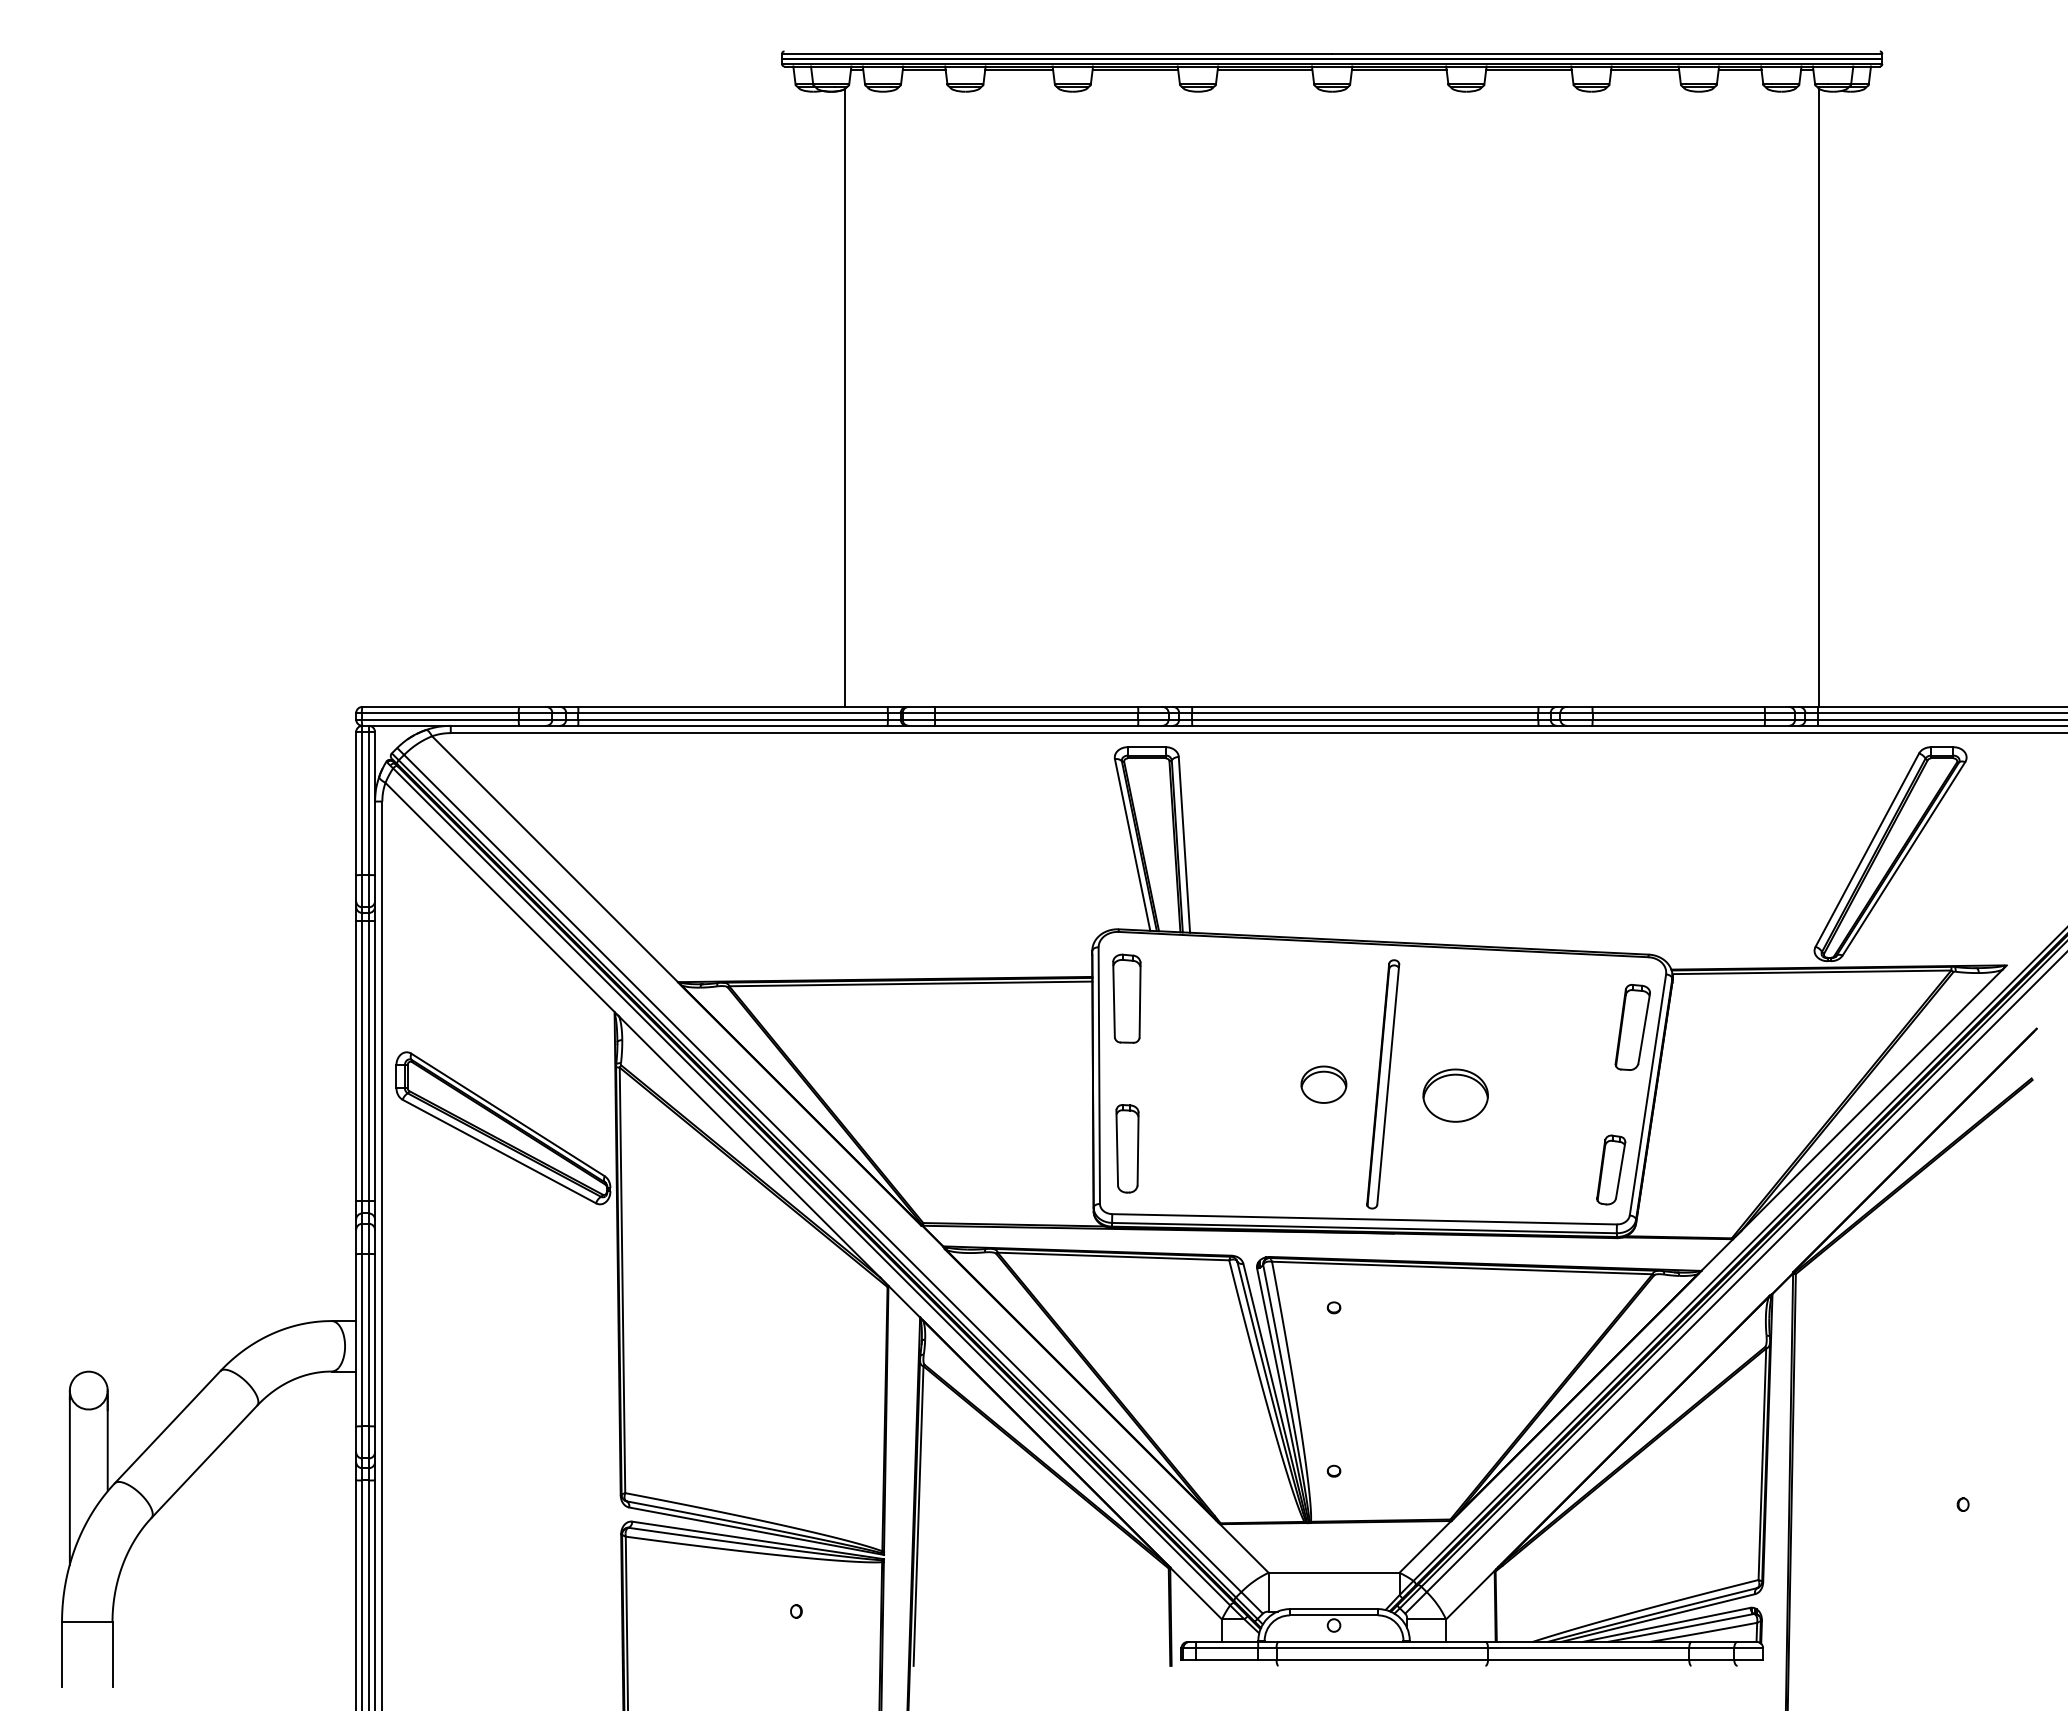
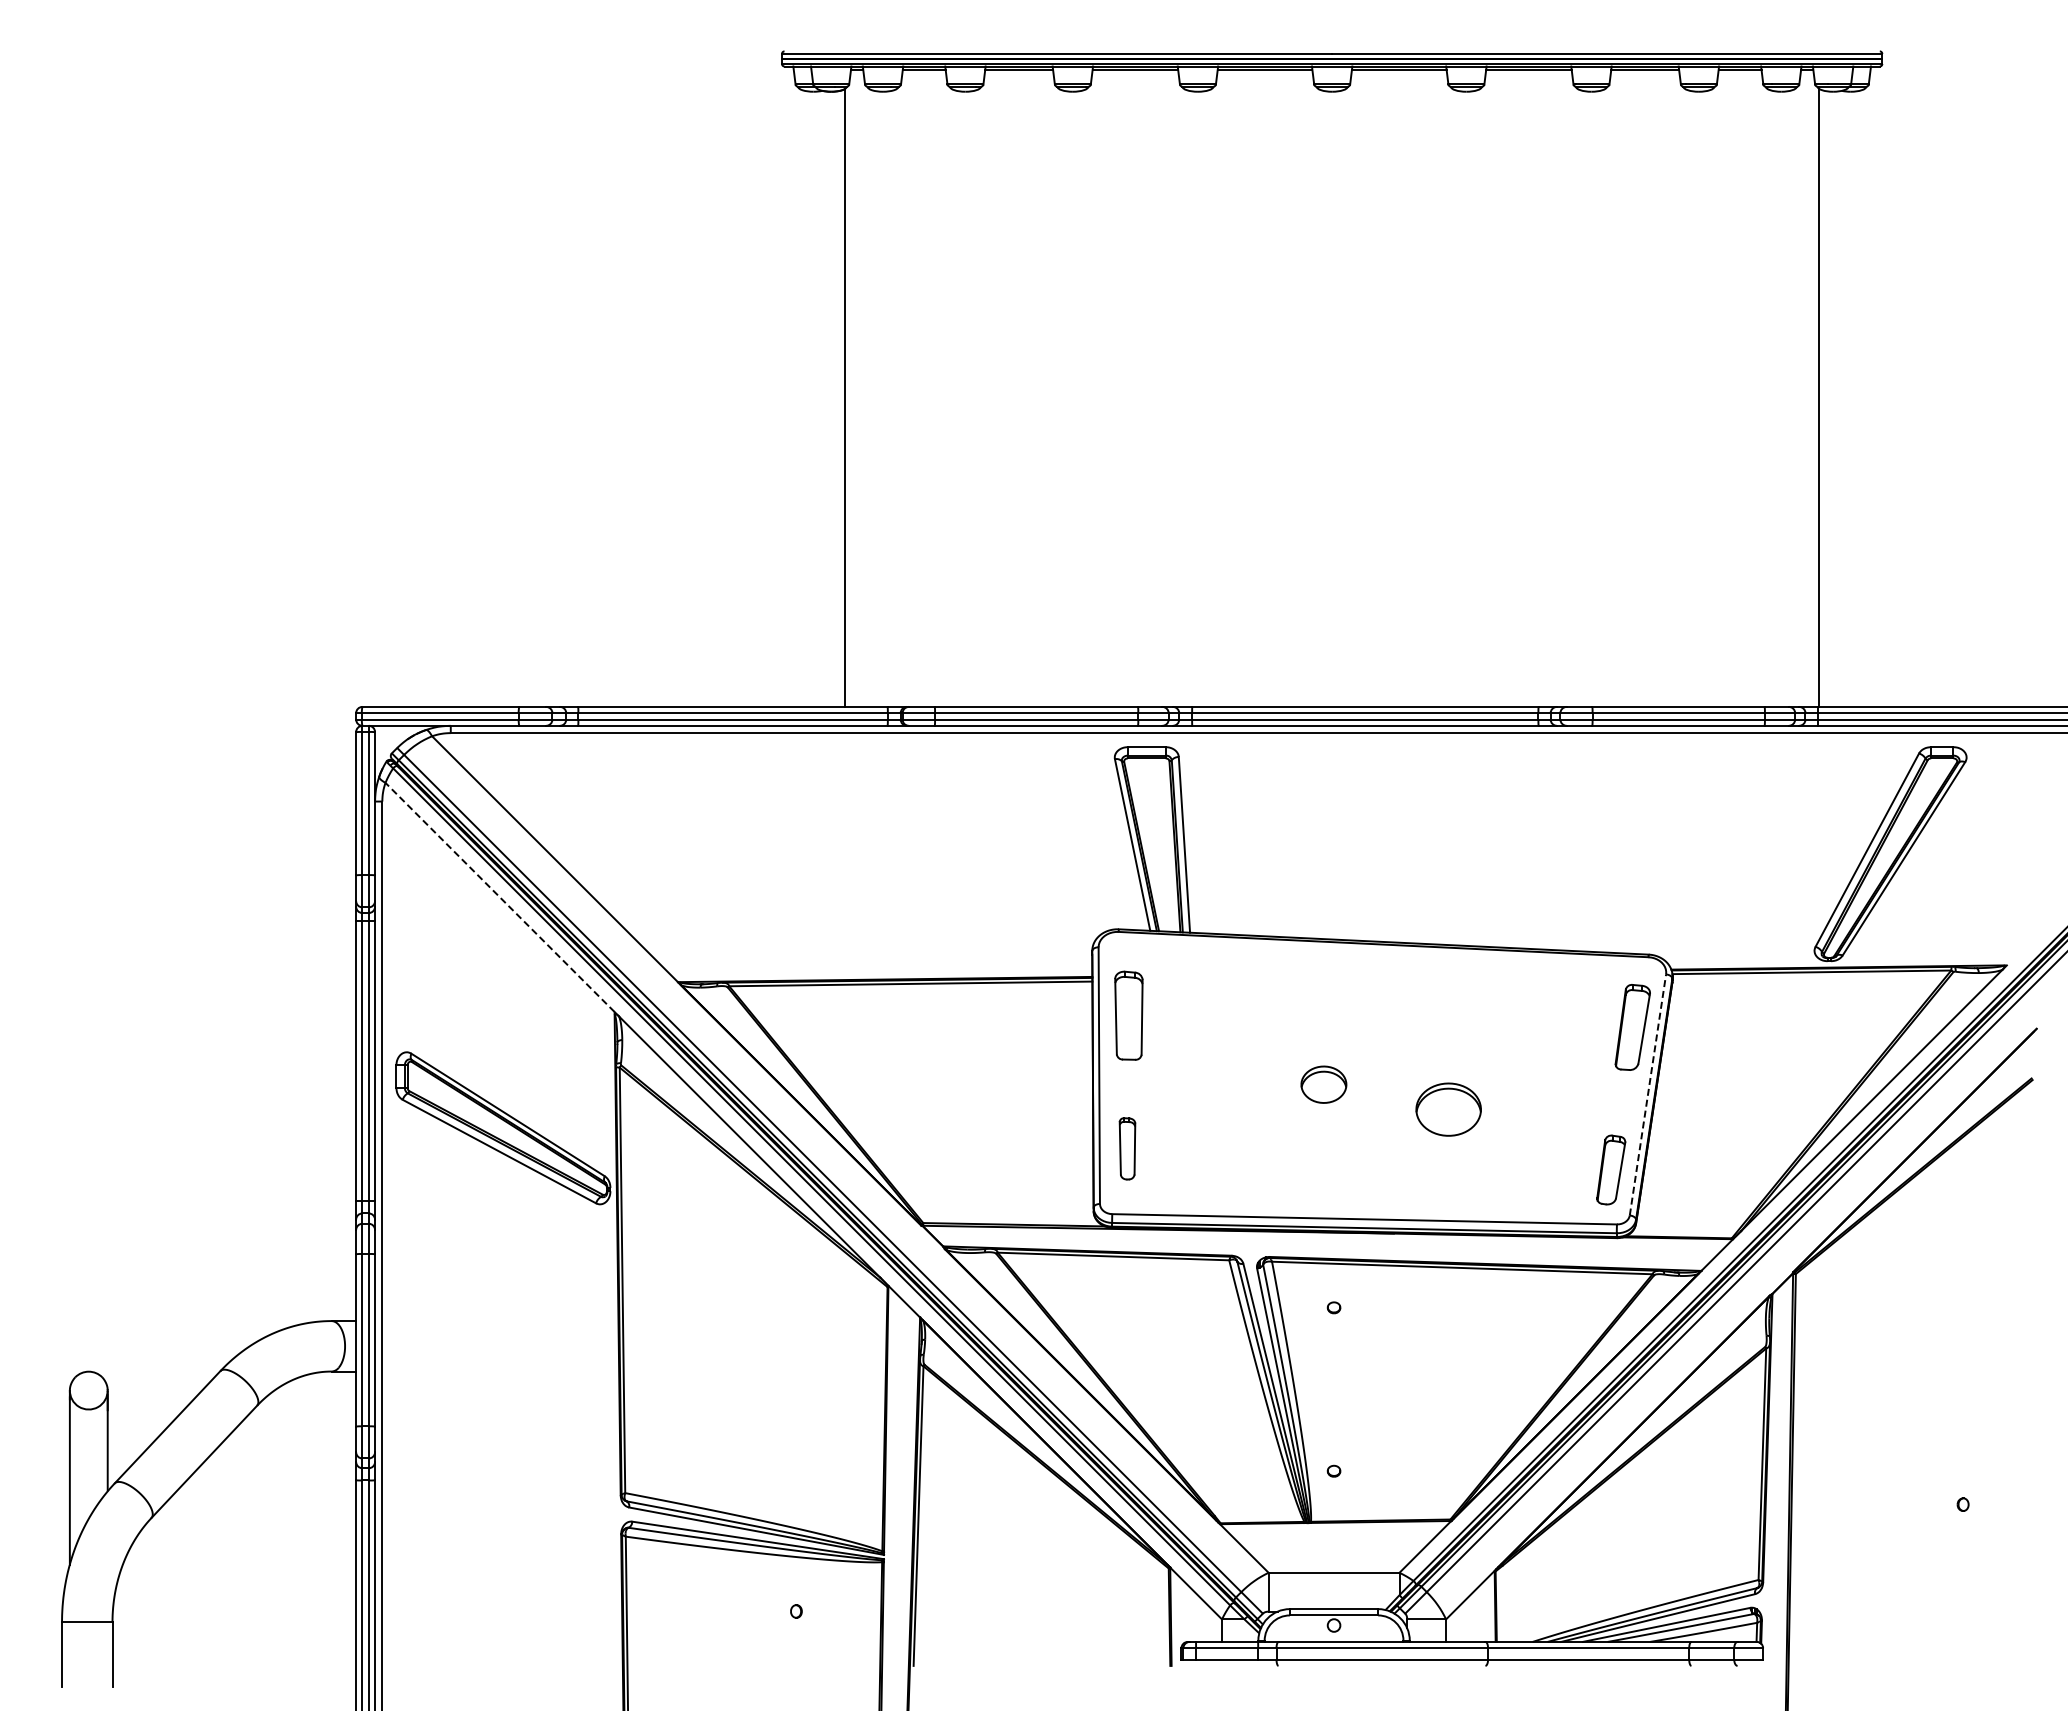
line: solid -> dashed (499, 897)
part position: (1126, 998) -> (1128, 1015) (1128, 1015)
part: present -> none (1383, 1084)
line: solid -> dashed (1647, 1094)
part position: (1455, 1095) -> (1448, 1109) (1448, 1109)
part size: 25x90 px -> 19x64 px (1127, 1148)
